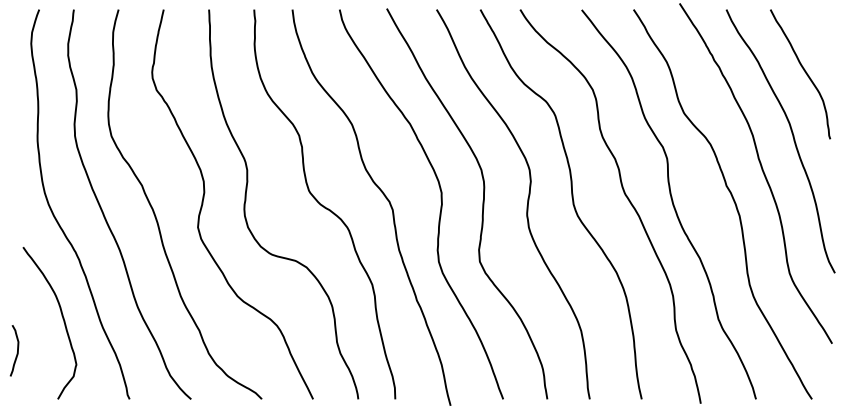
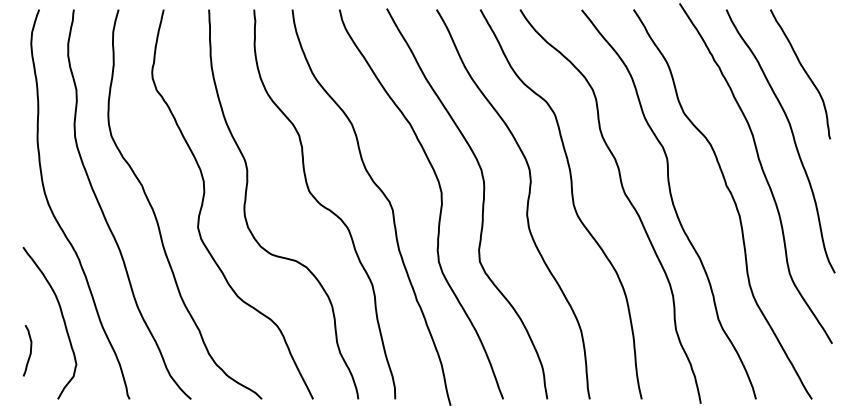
curve position: (17, 350) -> (30, 350) (30, 350)
